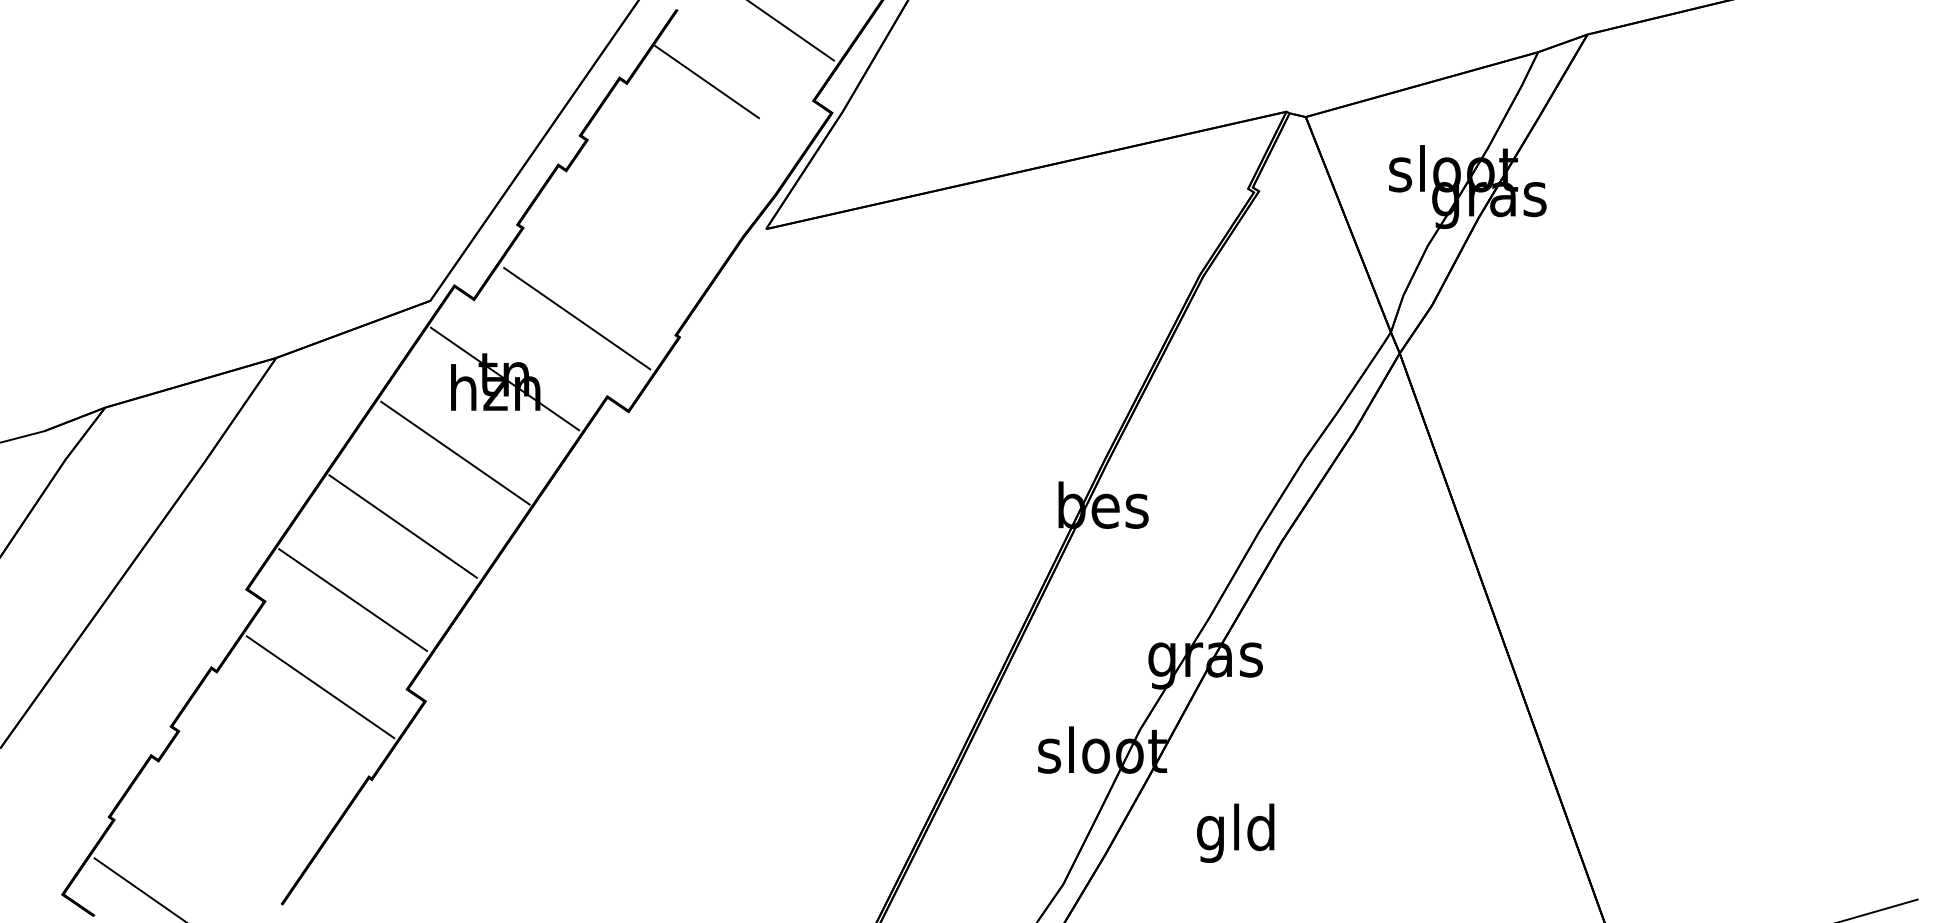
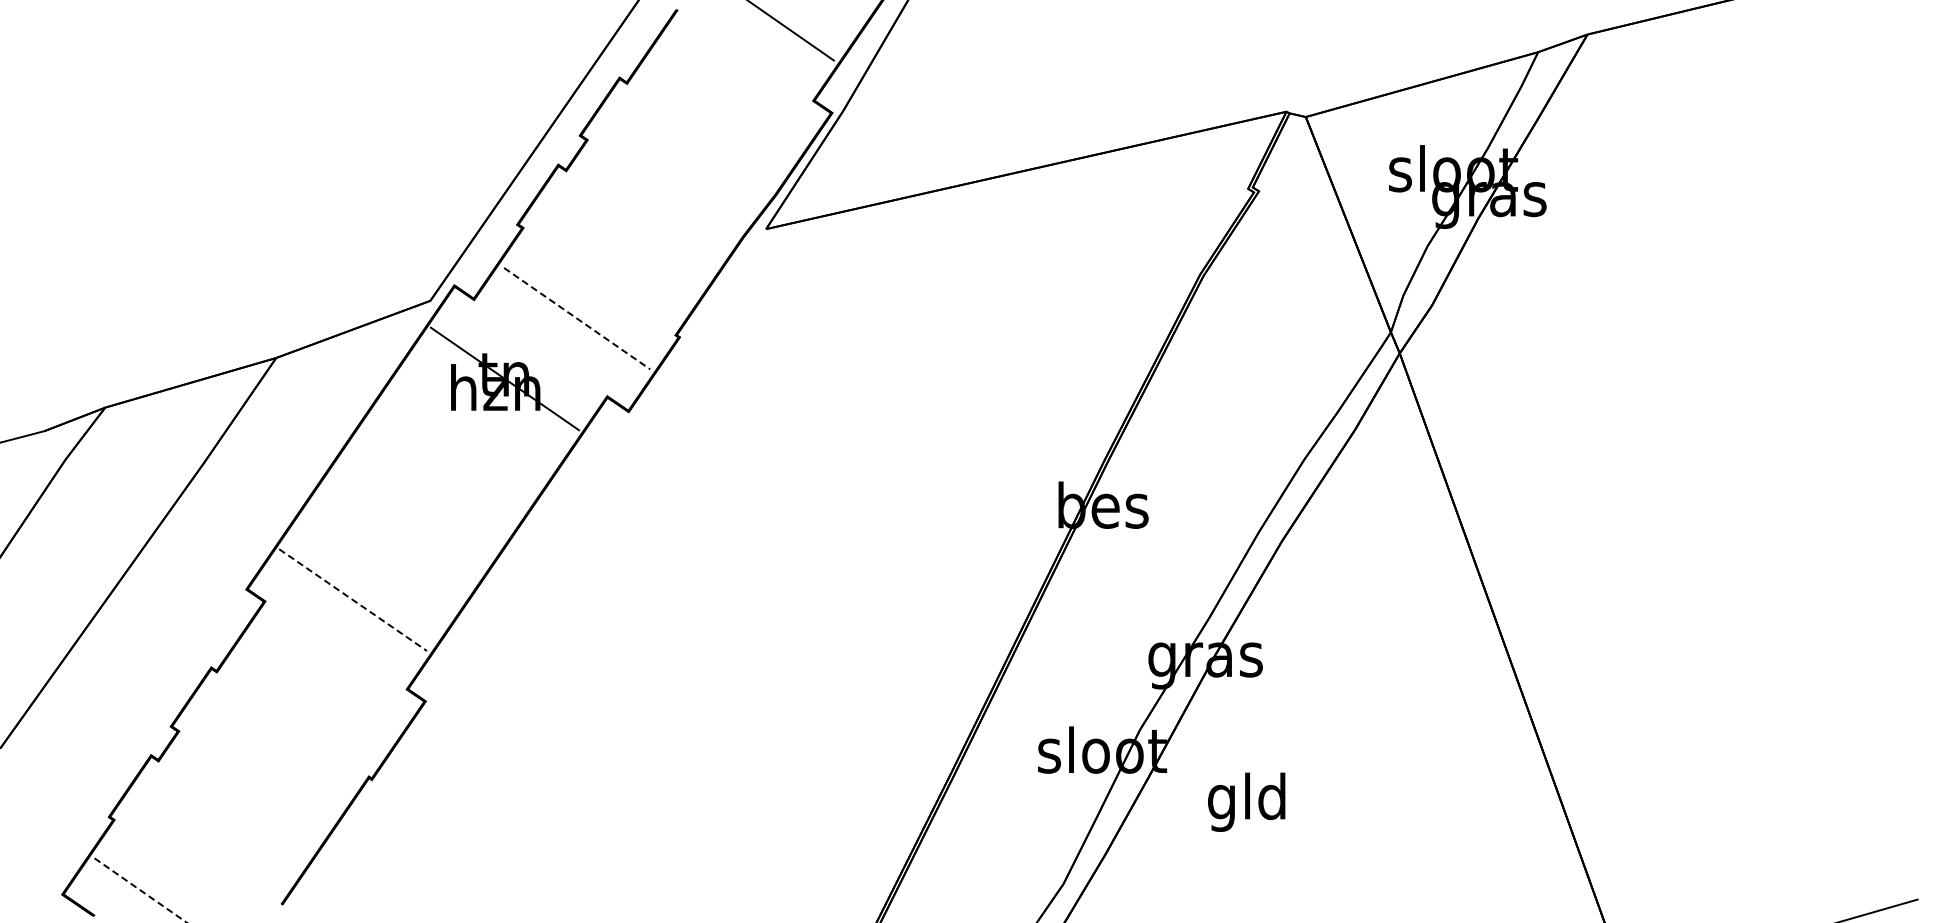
line: present -> none (706, 81)
line: solid -> dashed (577, 318)
line: present -> none (455, 452)
line: present -> none (402, 526)
line: solid -> dashed (353, 600)
line: present -> none (320, 687)
text position: (1235, 832) -> (1246, 801) (1246, 801)
line: solid -> dashed (141, 890)
